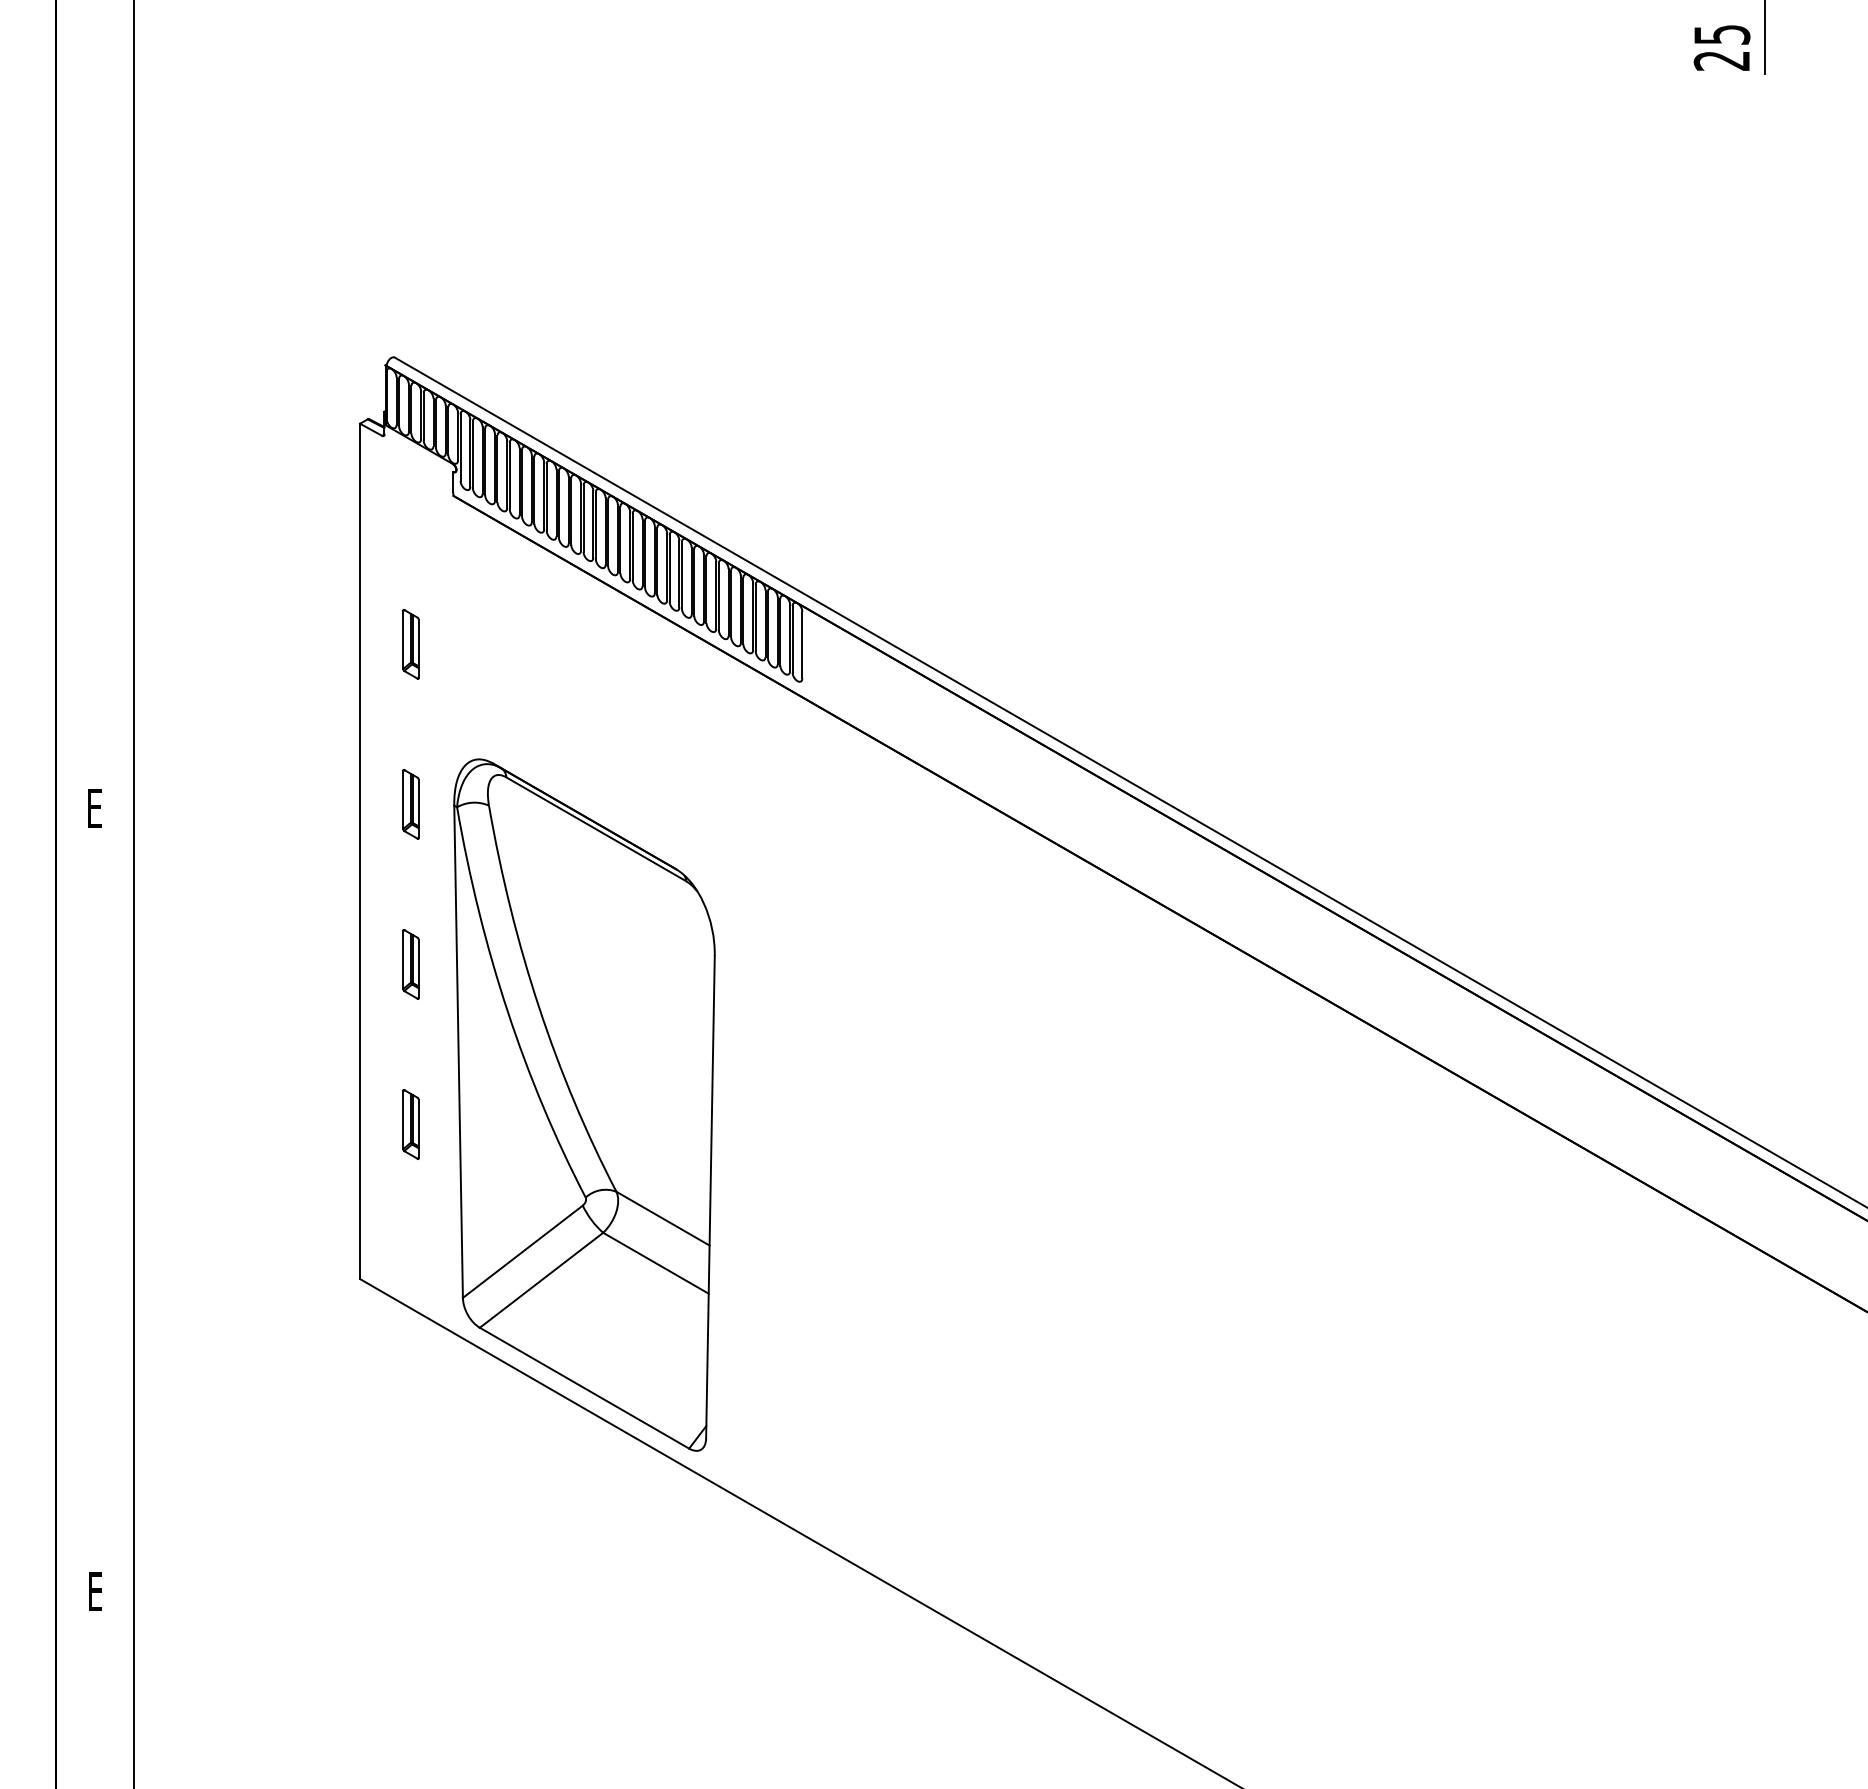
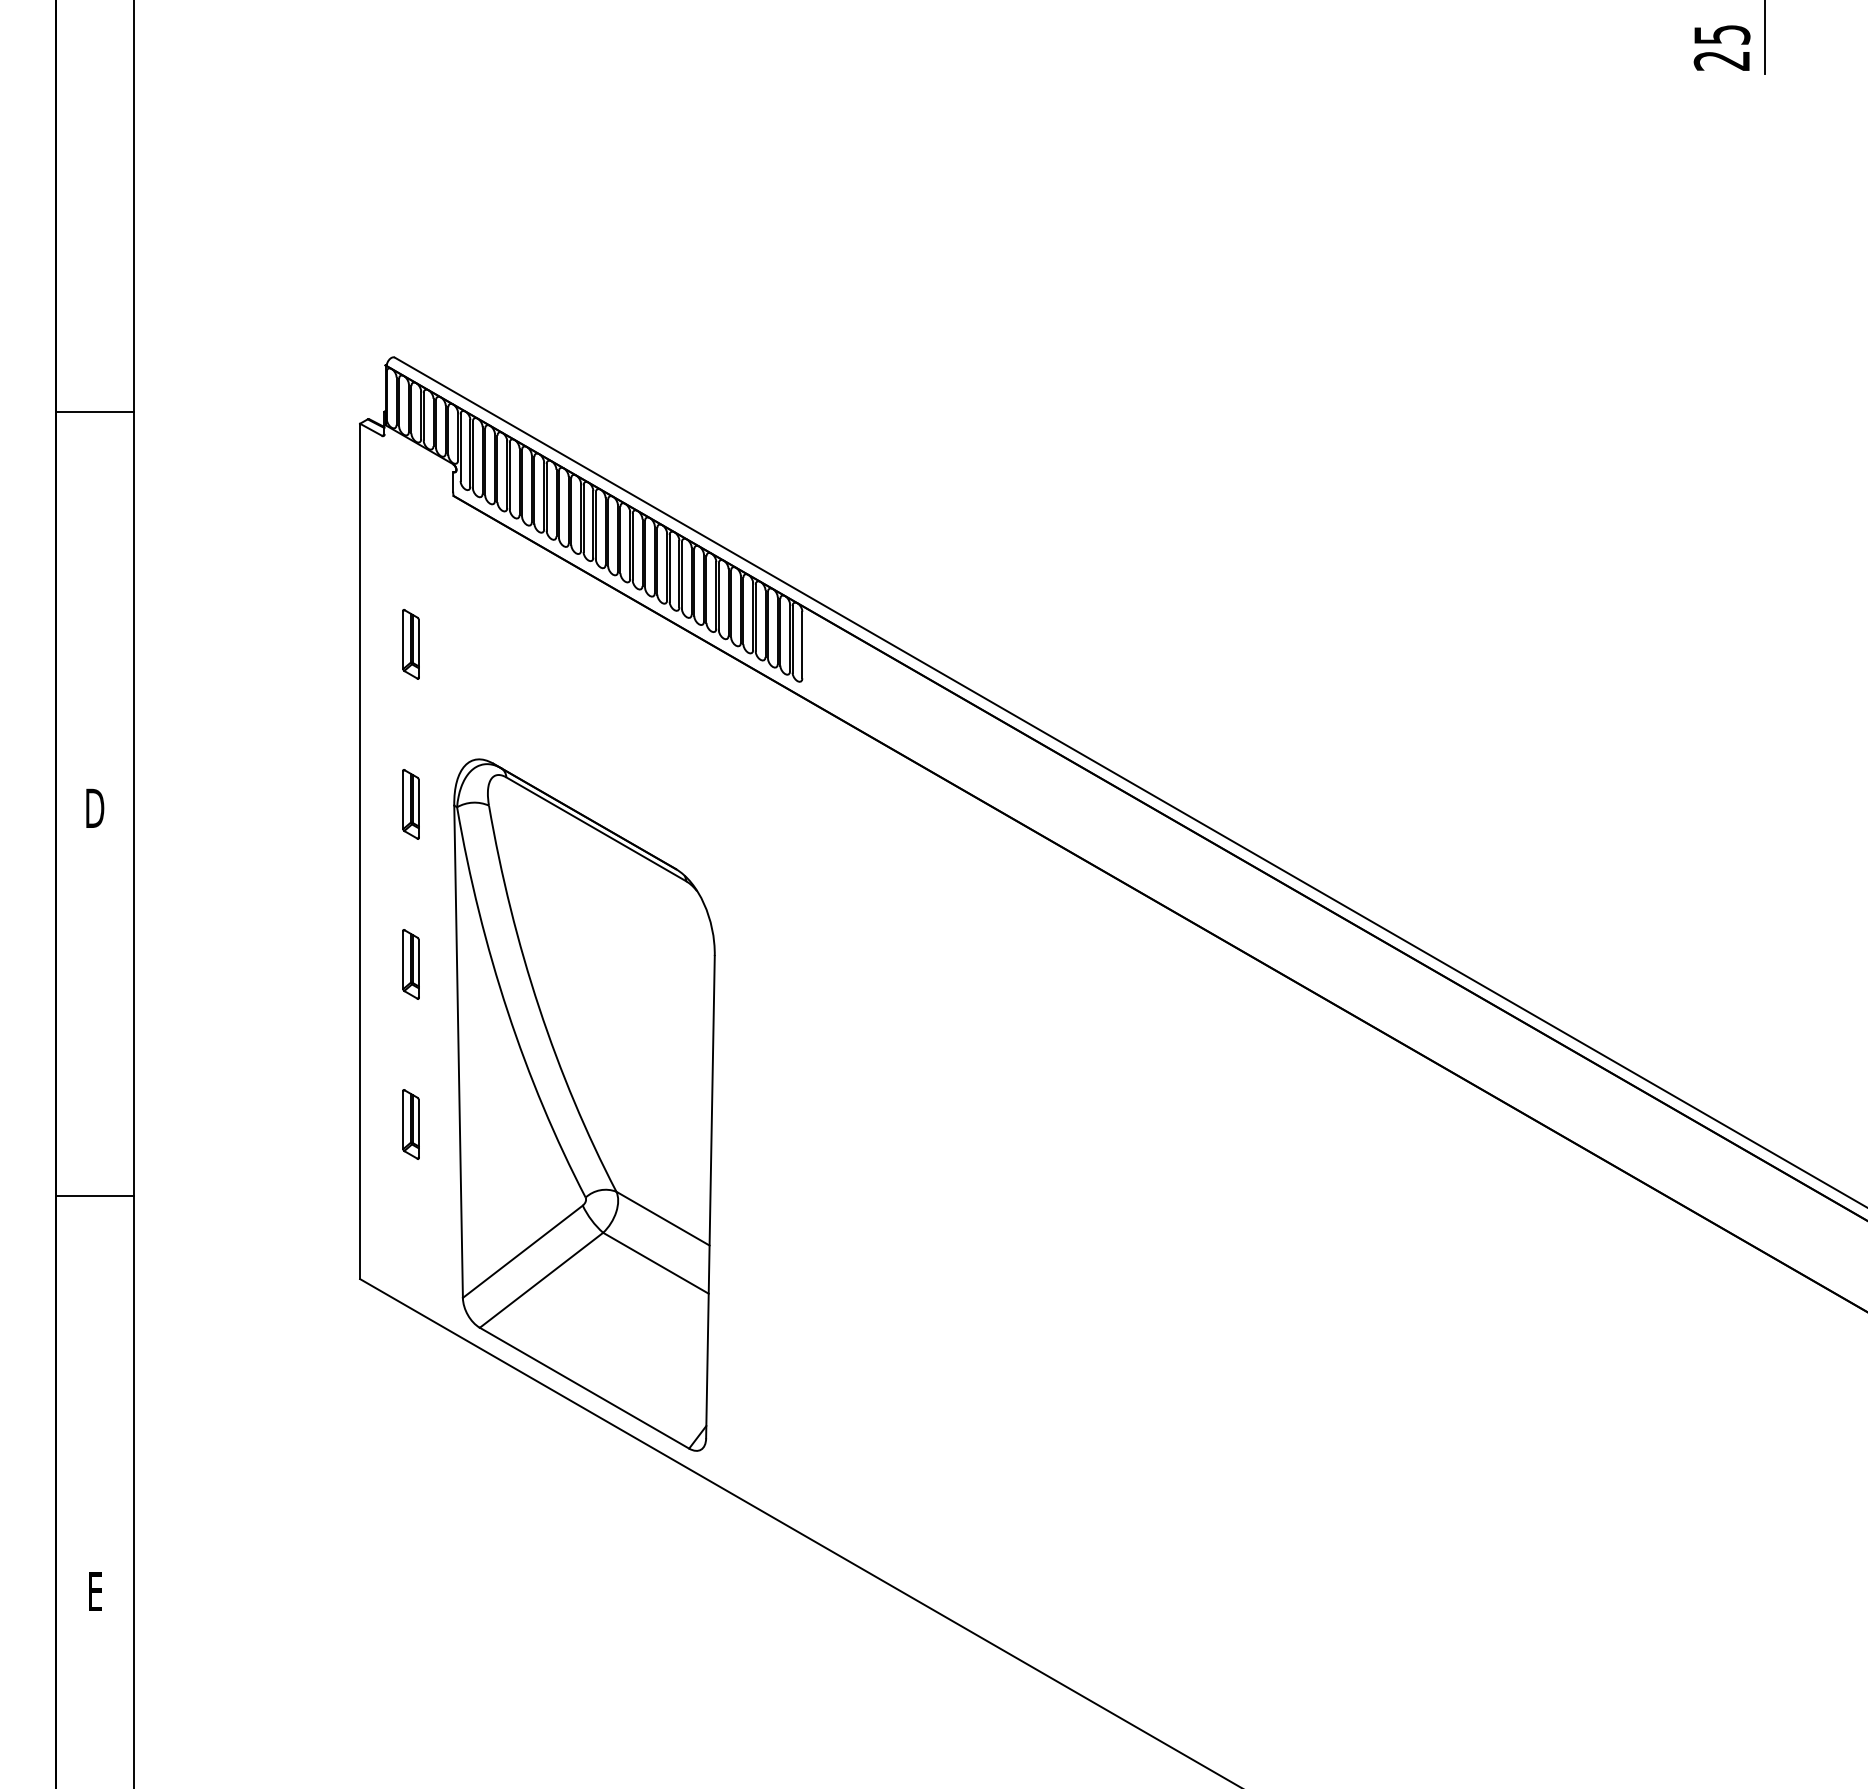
line: none -> present (95, 412)
text: E -> D (95, 807)
line: none -> present (95, 1195)
